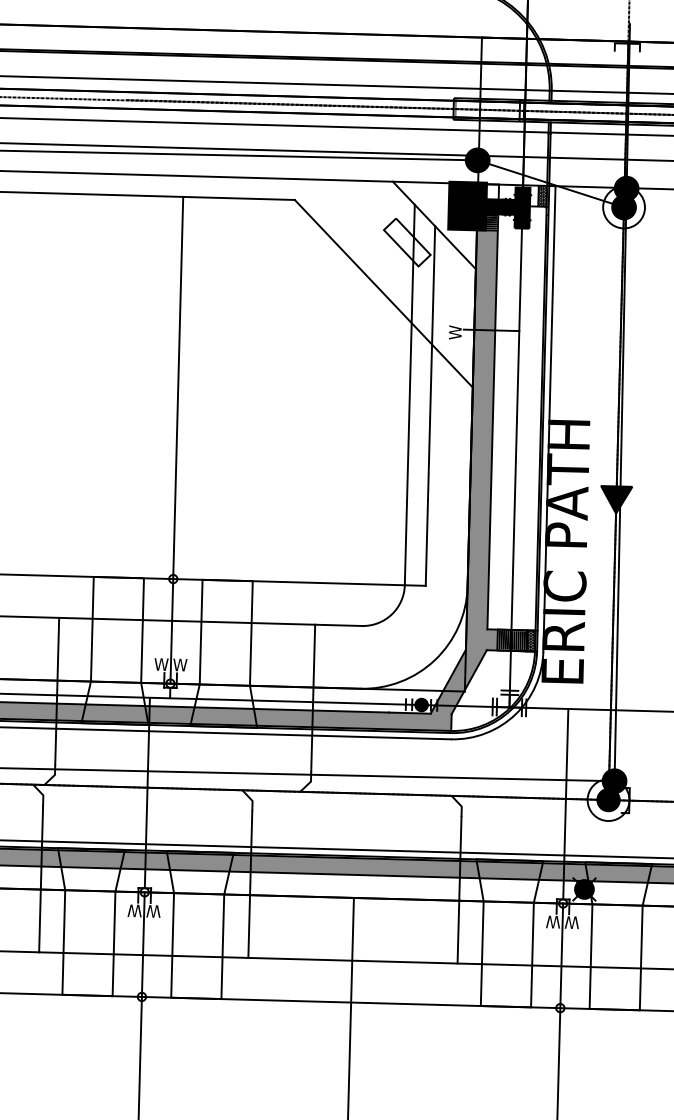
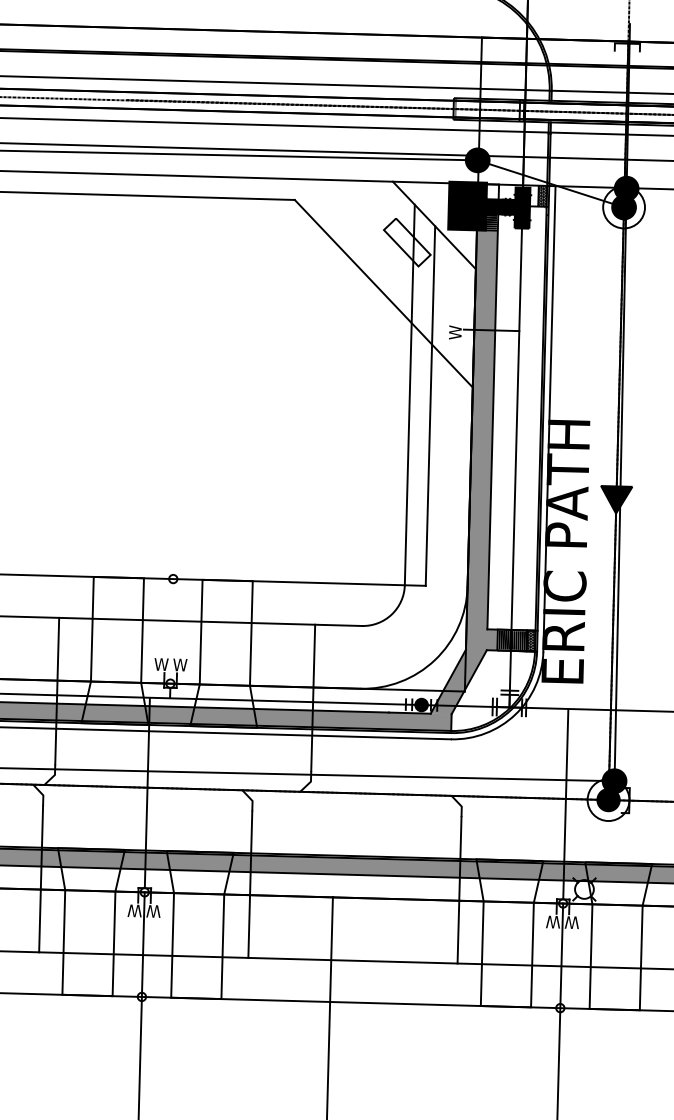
line: present -> none (176, 439)
line: present -> none (336, 849)
fill: present -> none (584, 889)
line position: (350, 1006) -> (329, 1006) (329, 1006)
